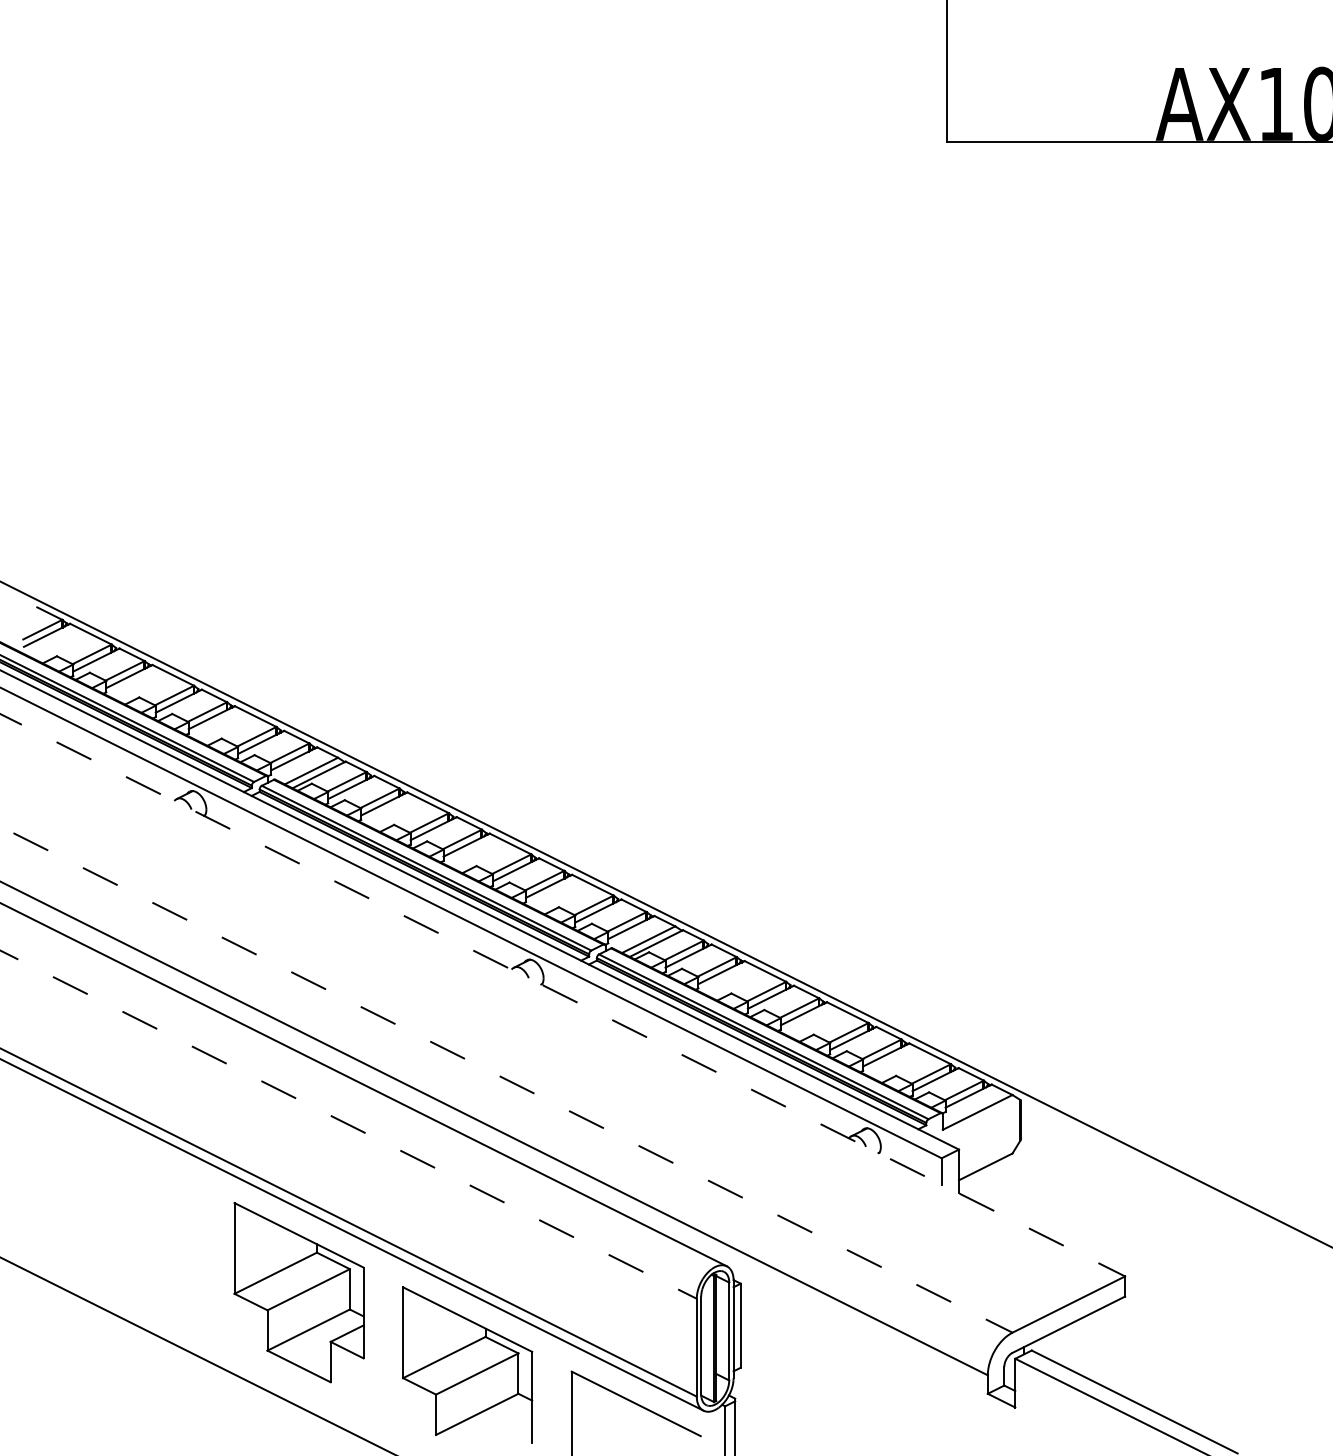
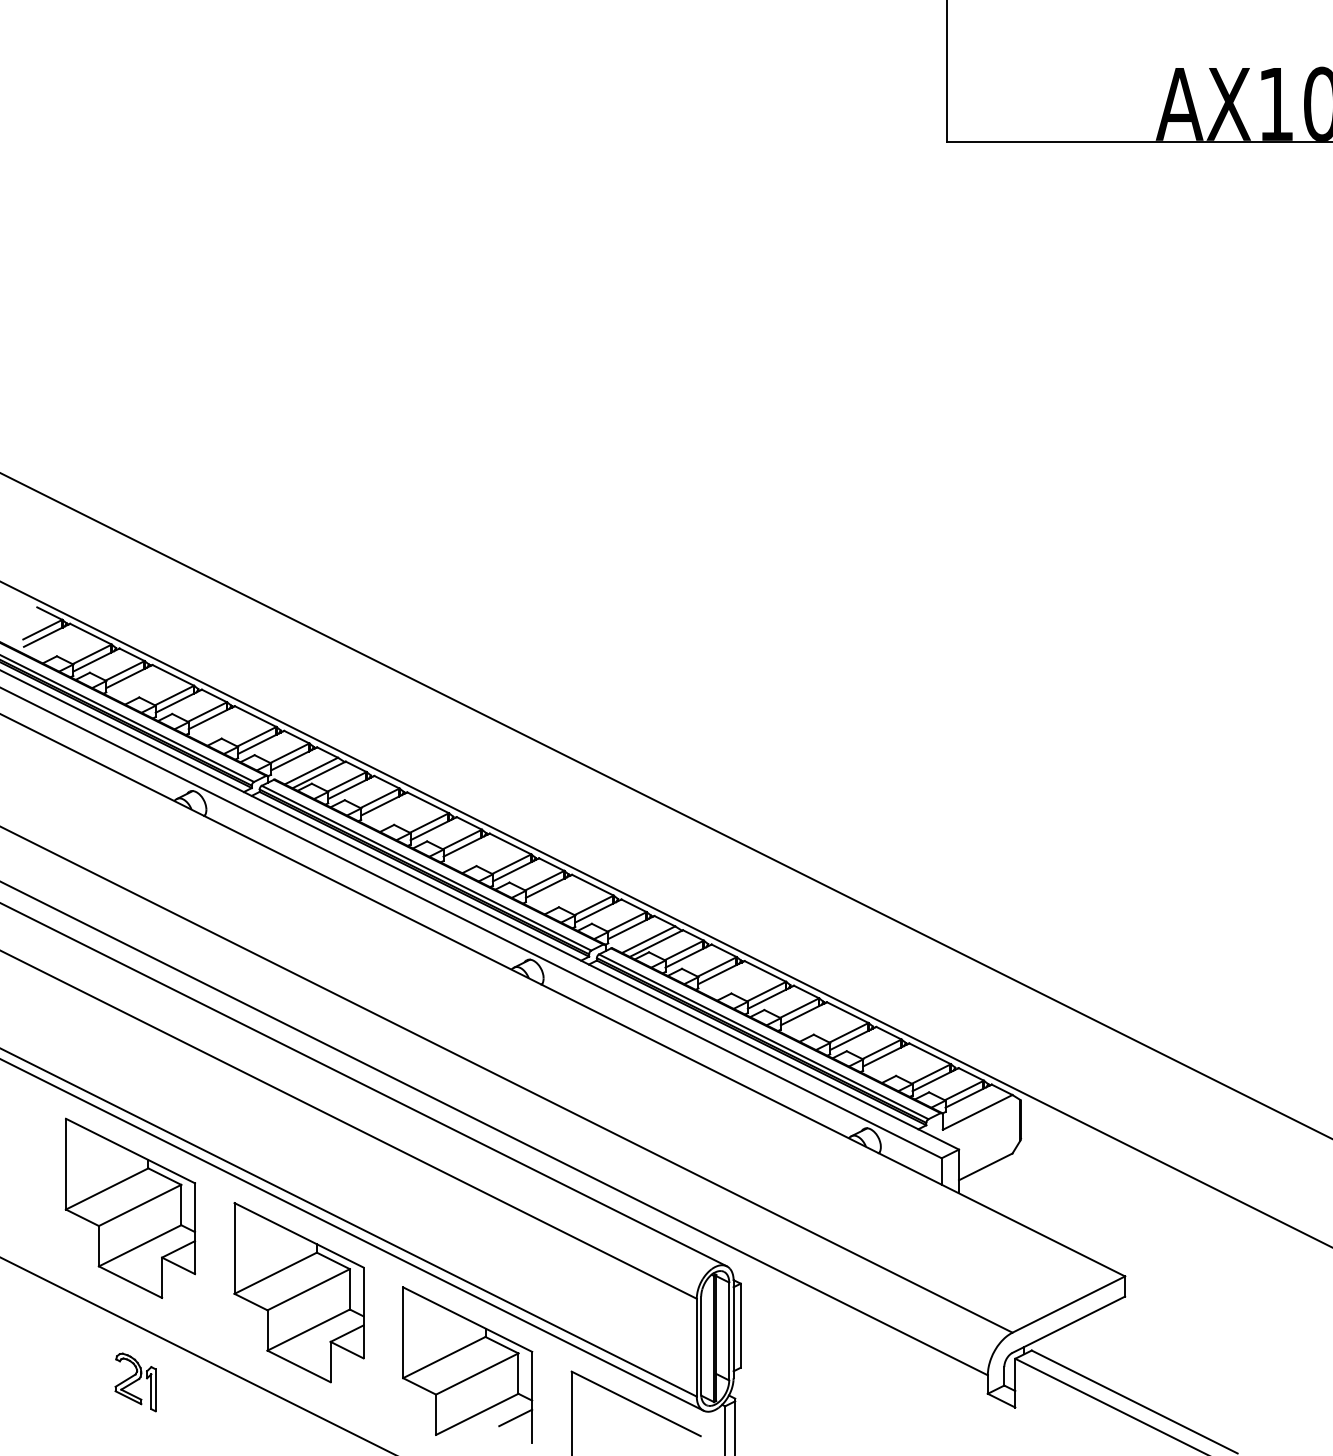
line: none -> present (665, 805)
line: dashed -> solid (562, 995)
line: dashed -> solid (506, 1079)
line: dashed -> solid (348, 1124)
part: none -> present (130, 1207)
part: none -> present (135, 1382)
line: none -> present (515, 1417)
